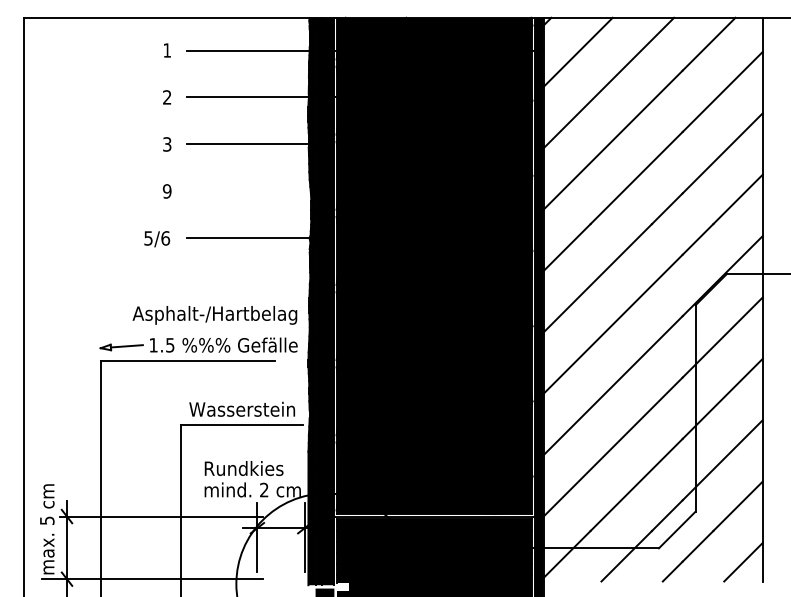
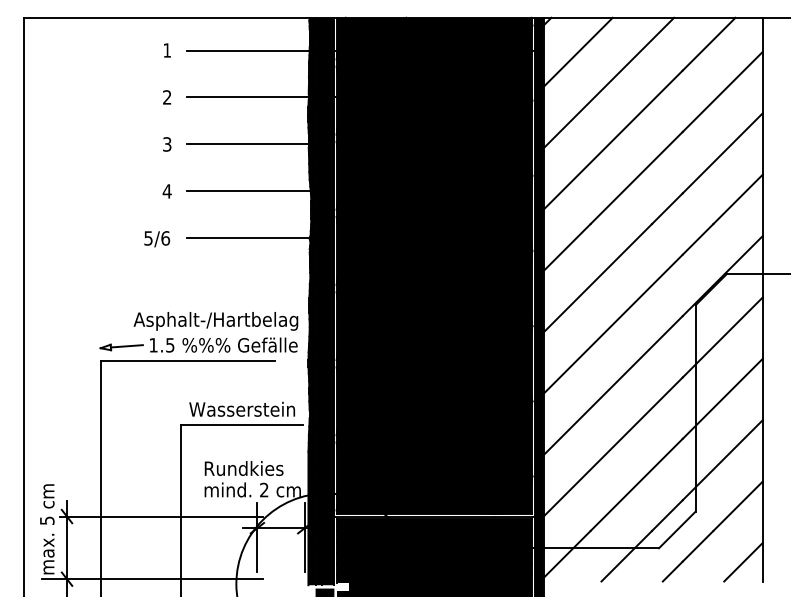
text: 9 -> 4 (166, 191)
line: none -> present (250, 191)
text position: (214, 315) -> (215, 321) (215, 321)
